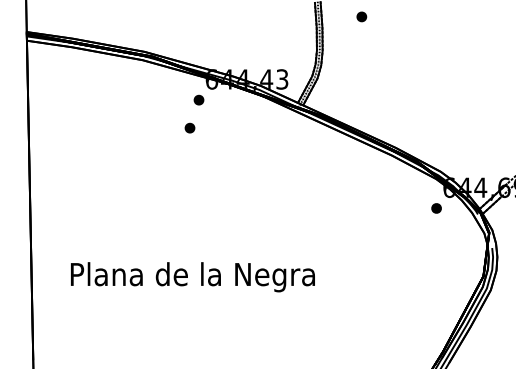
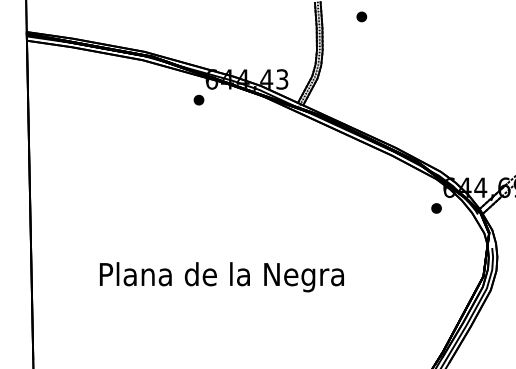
part: present -> none (189, 127)
text position: (192, 277) -> (221, 277) (221, 277)
